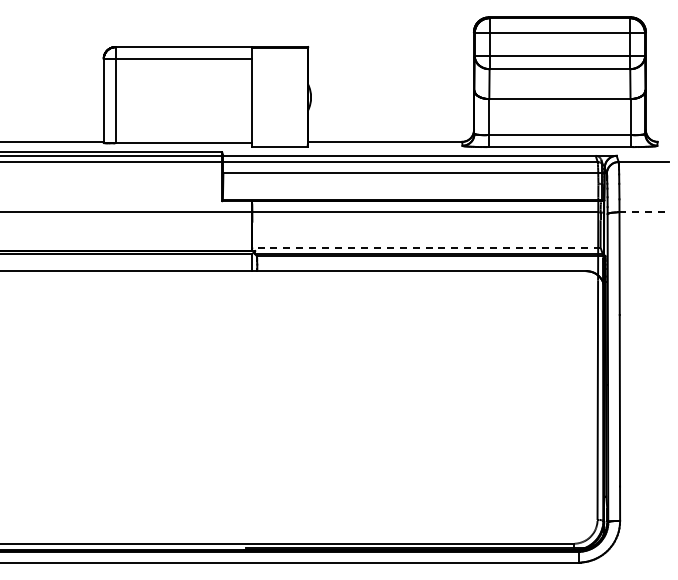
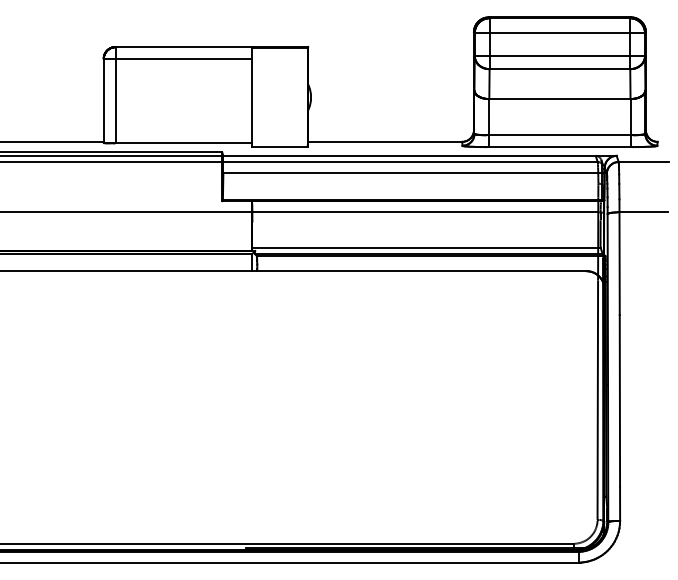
line: dashed -> solid (644, 212)
line: dashed -> solid (425, 247)
